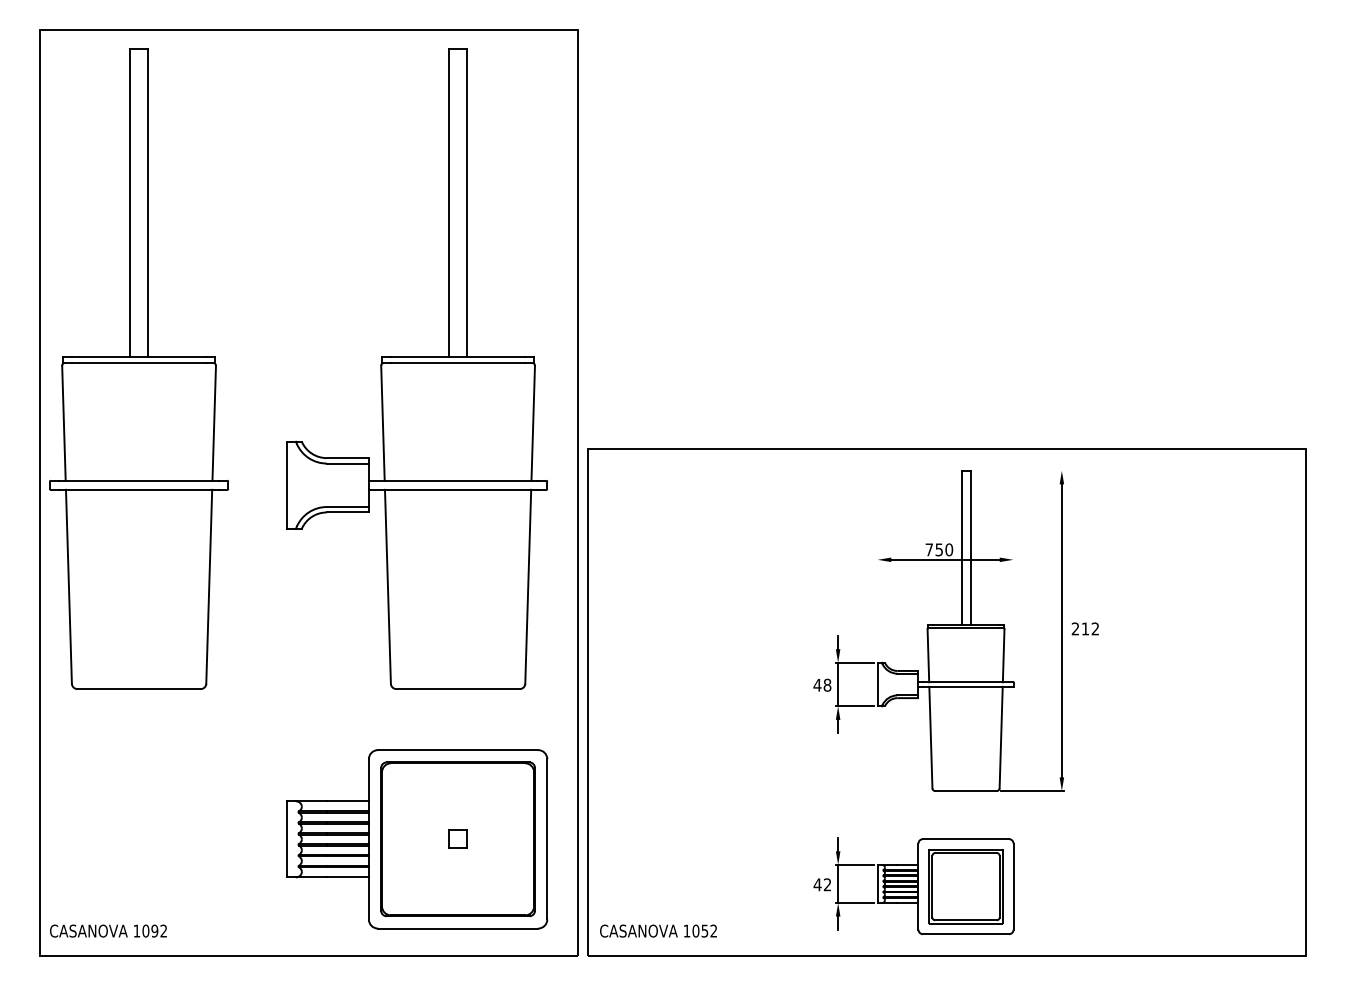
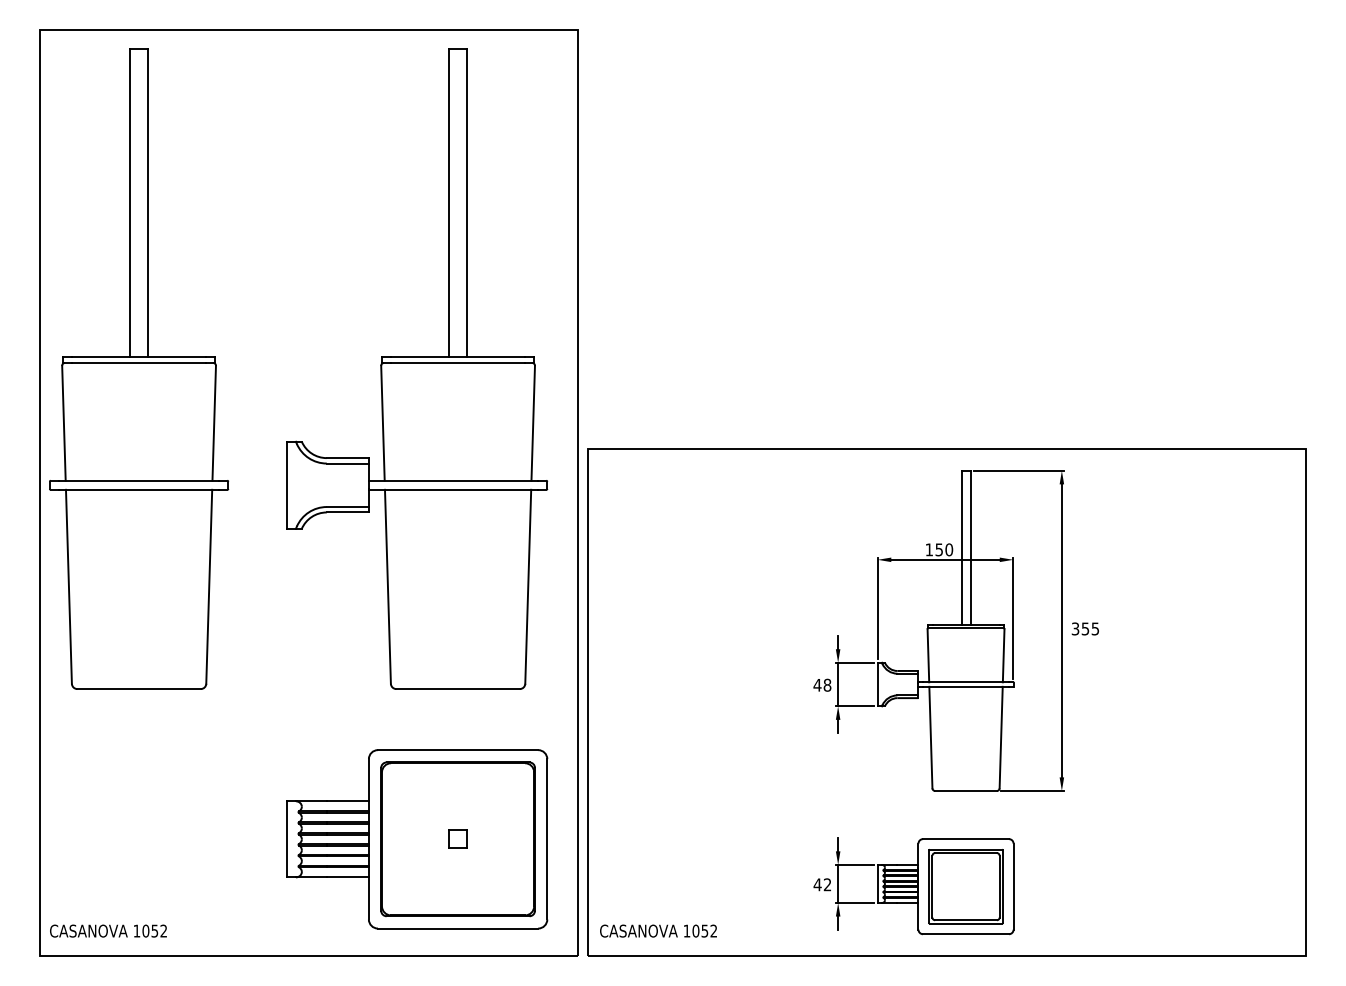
line: none -> present (1018, 470)
text: 750 -> 150 (928, 549)
line: none -> present (877, 608)
line: none -> present (1013, 618)
text: 212 -> 355 (1085, 628)
text: 1092 -> 1052 (154, 930)
